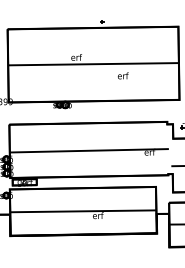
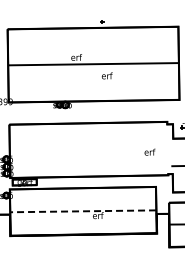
text position: (123, 75) -> (107, 75) (107, 75)
line: present -> none (88, 150)
line: solid -> dashed (83, 211)
